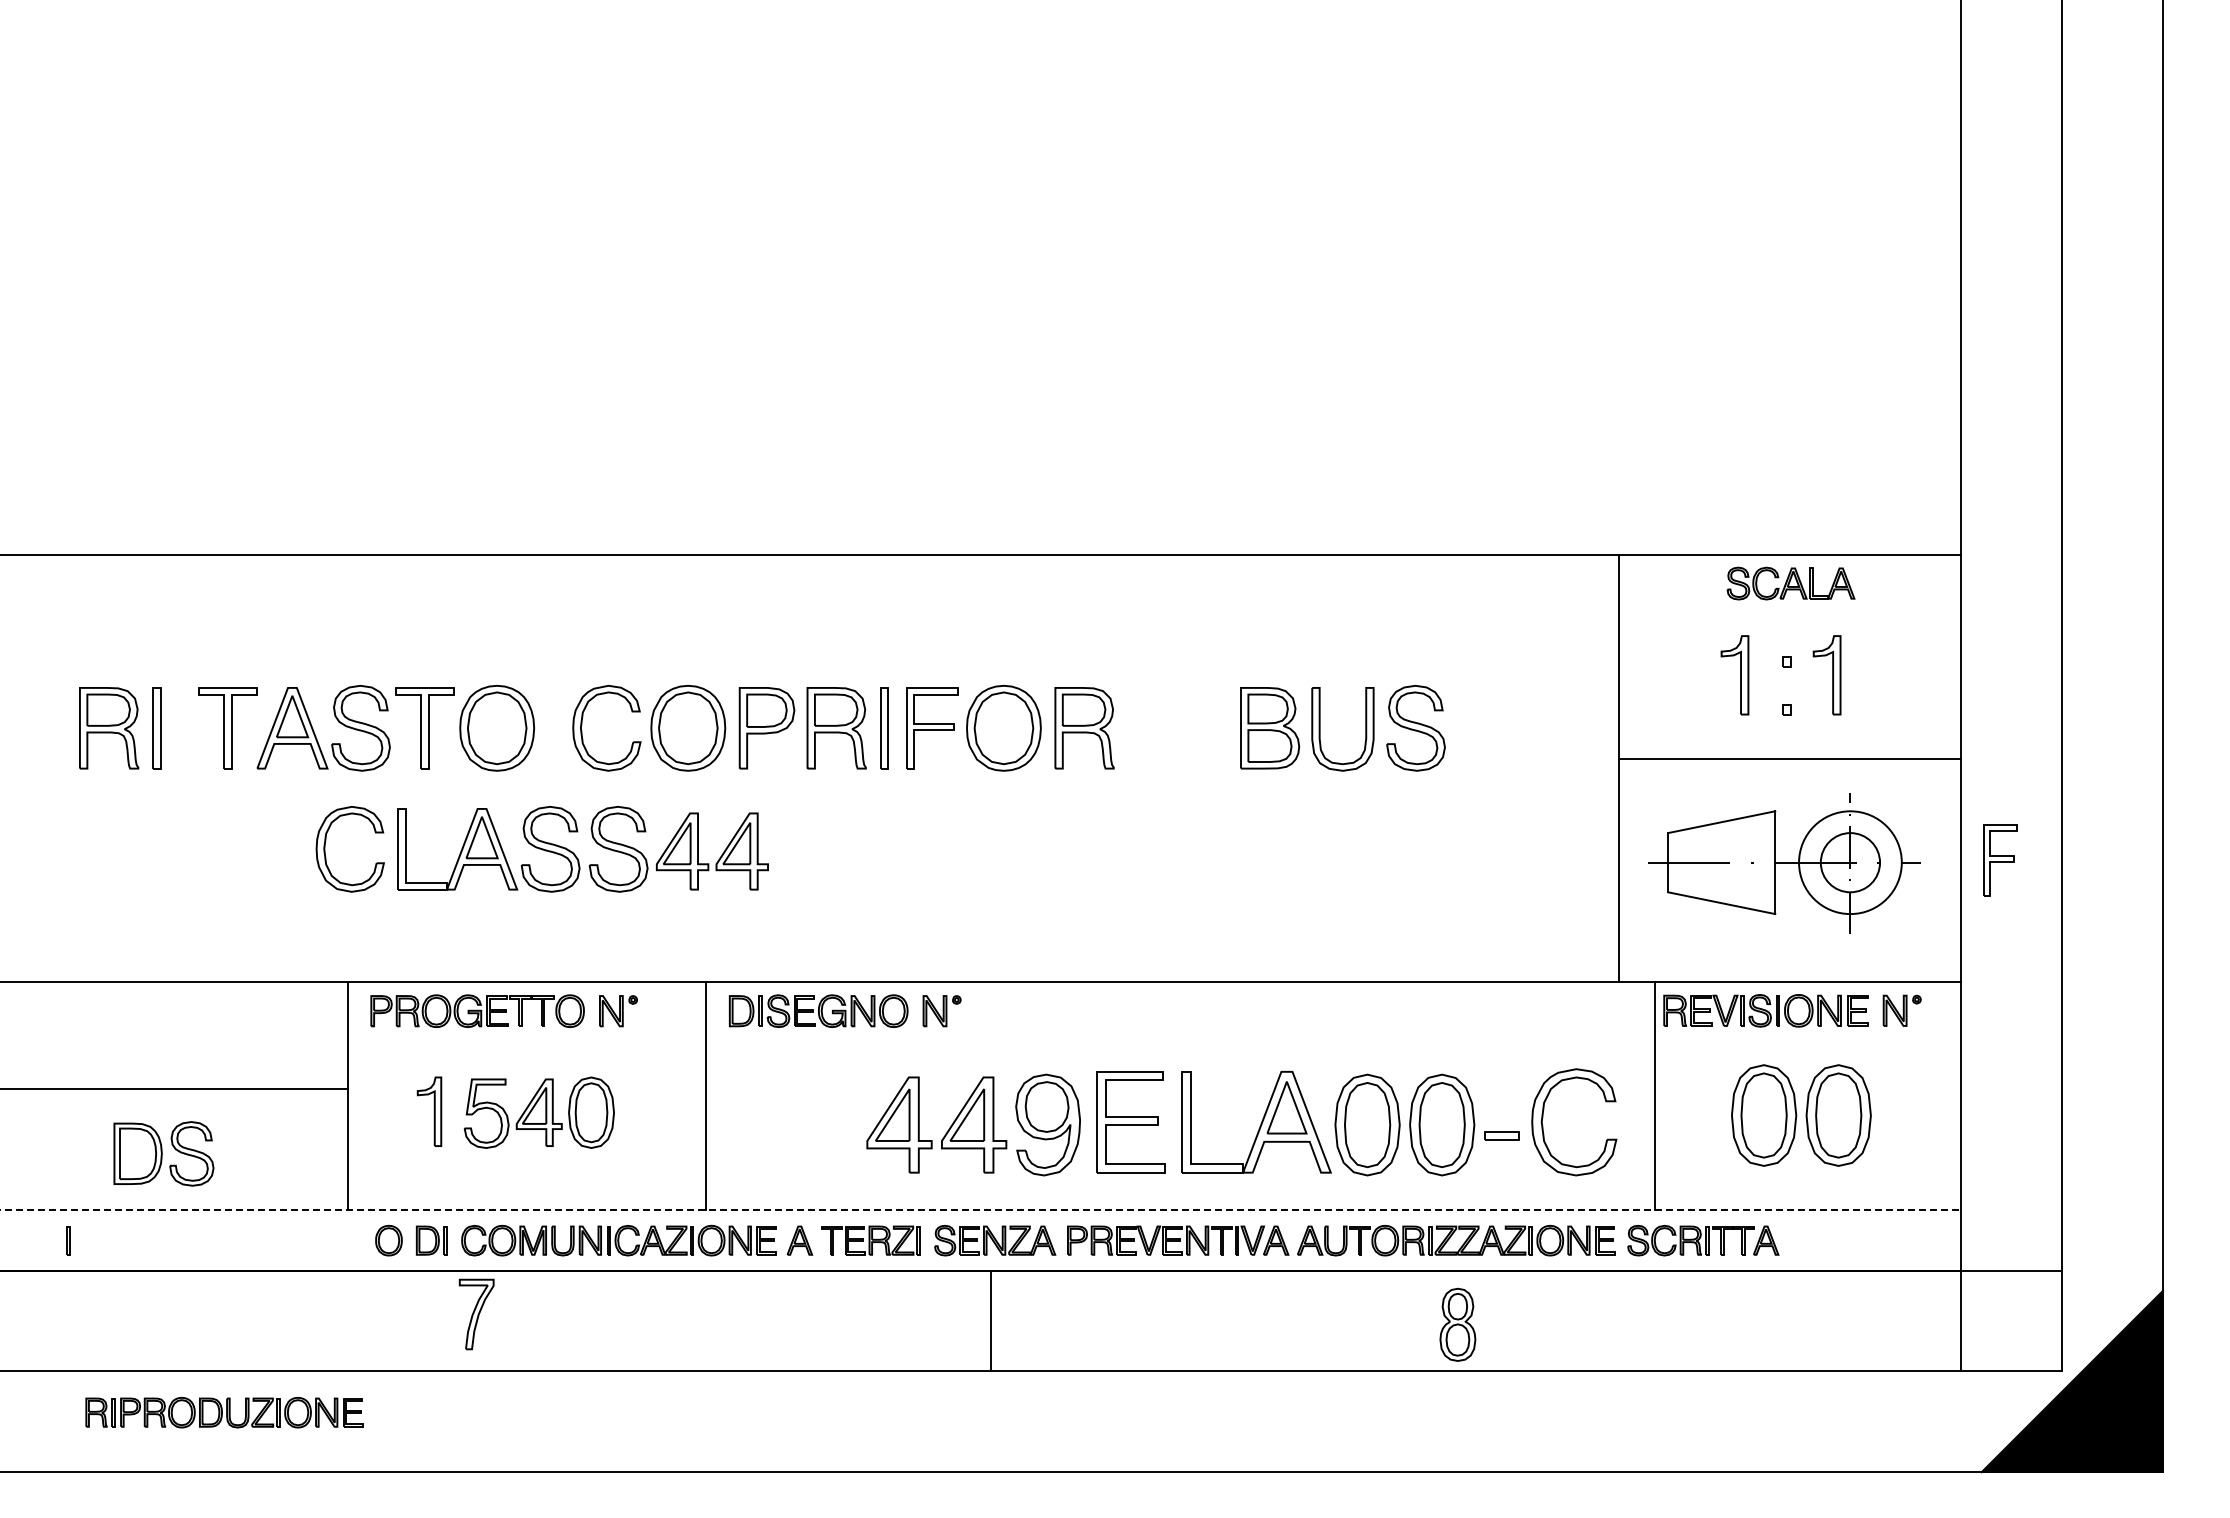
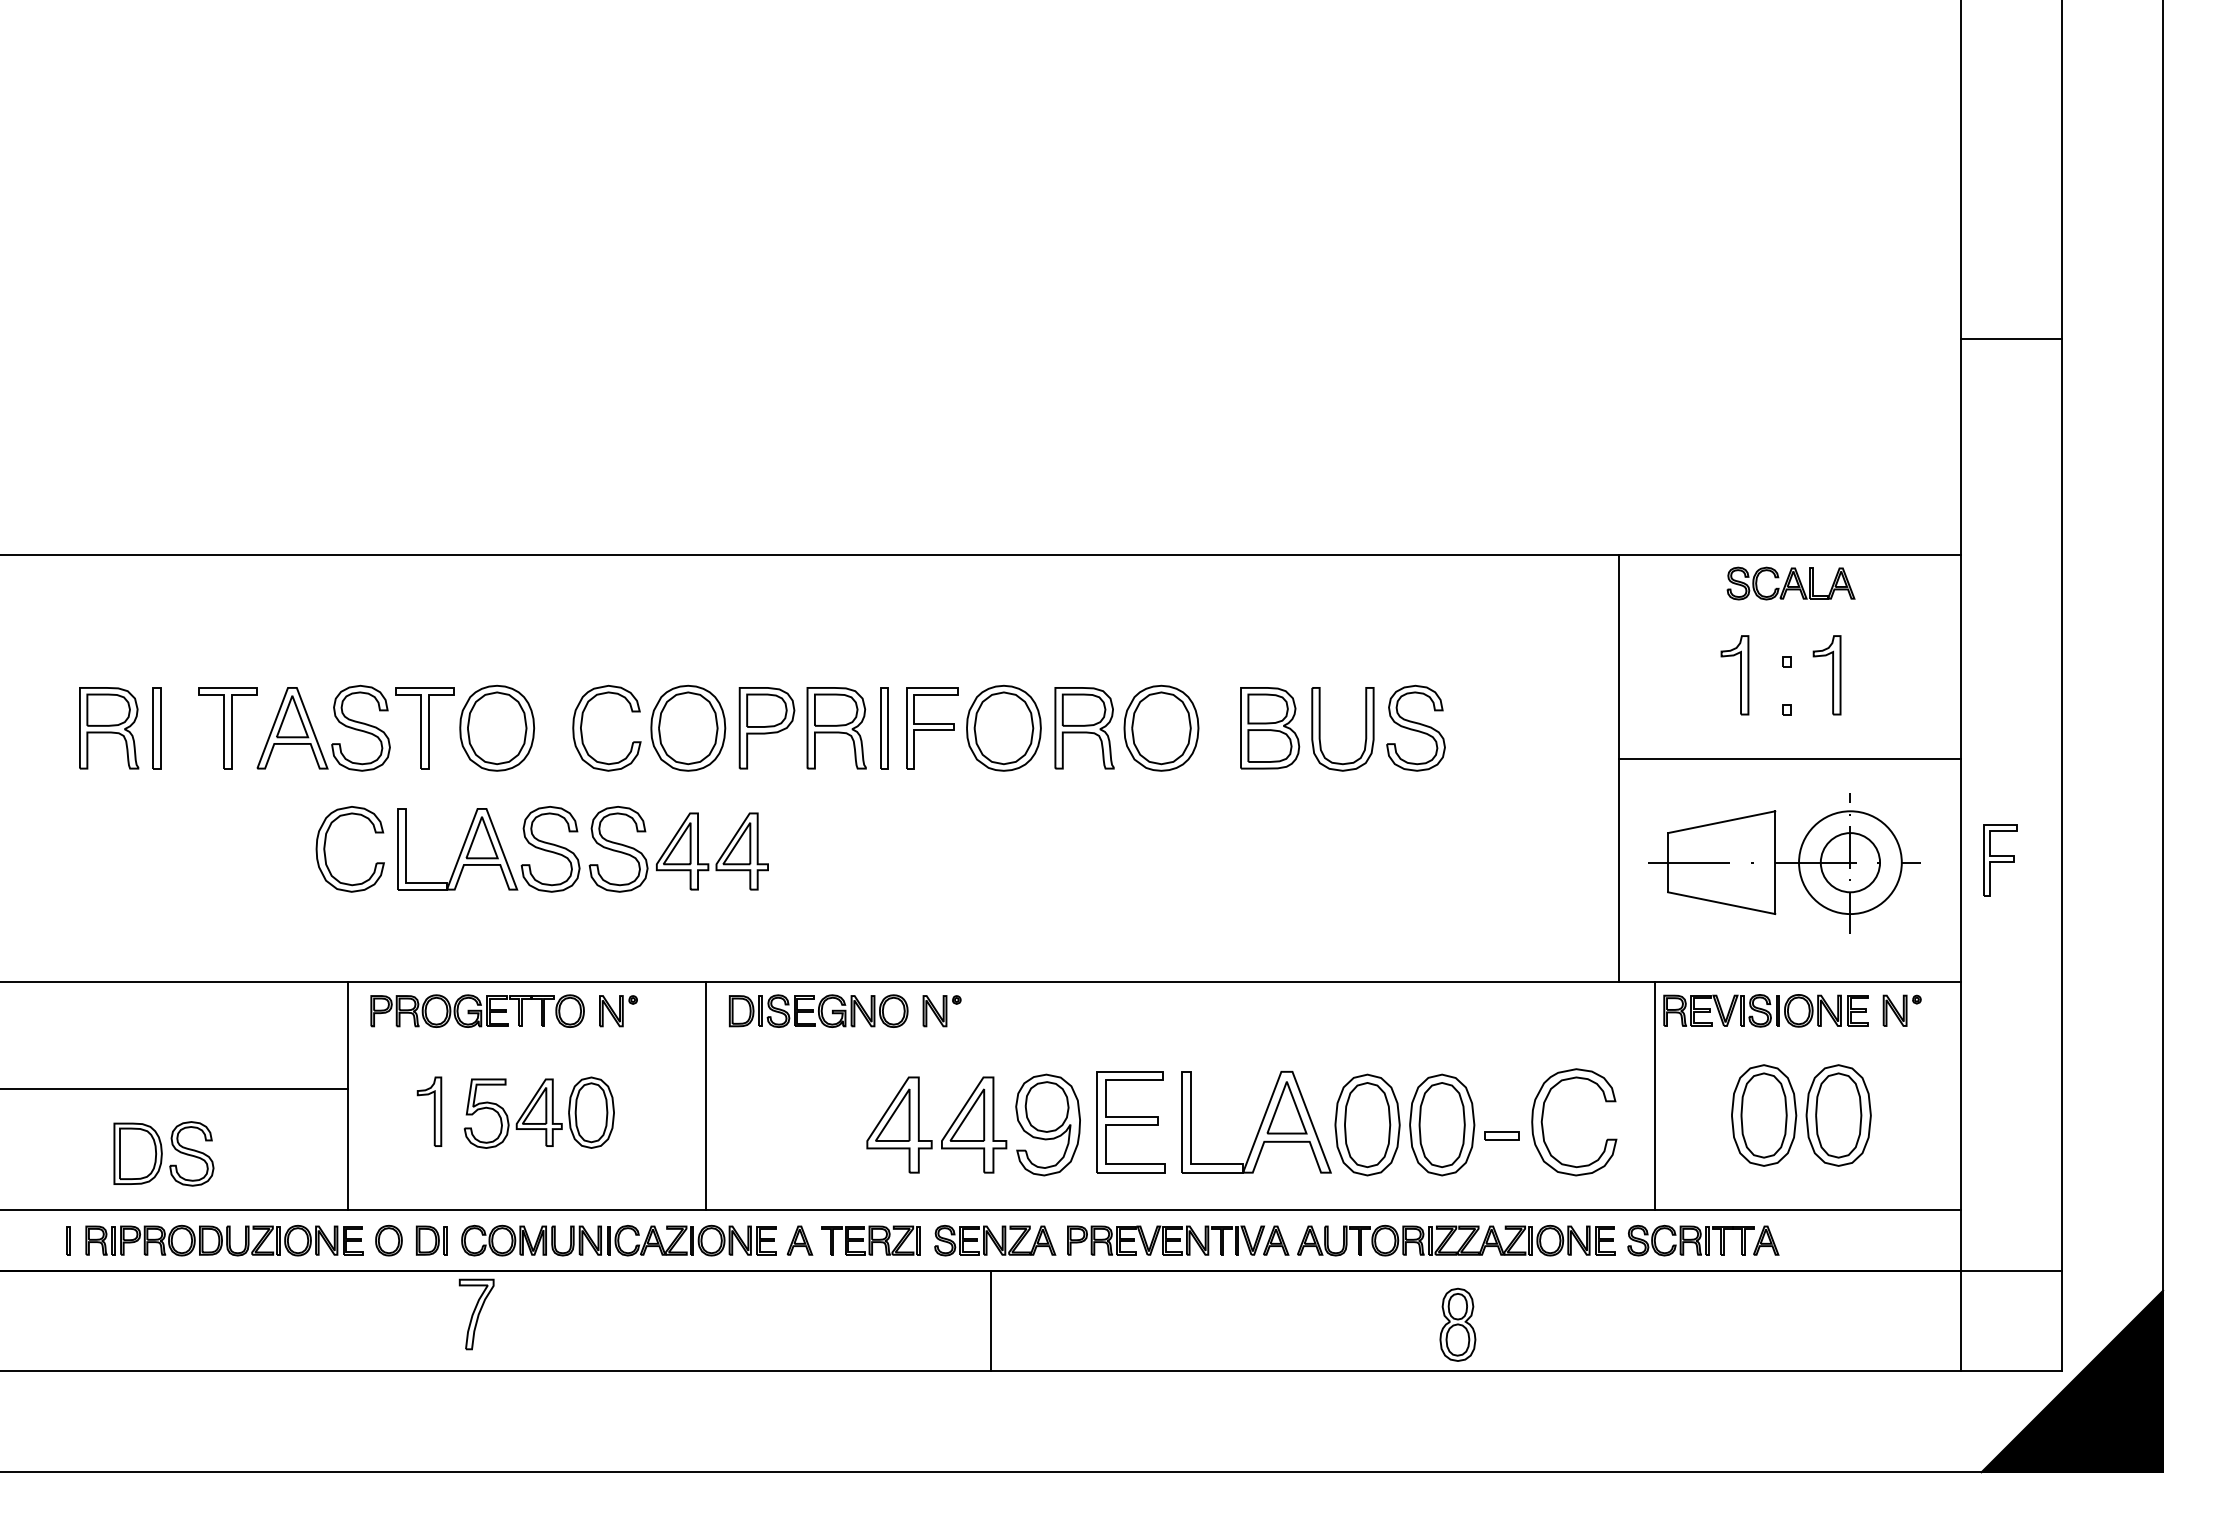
line: none -> present (2011, 339)
part: none -> present (1161, 727)
line: dashed -> solid (981, 1210)
part position: (224, 1412) -> (224, 1240) (224, 1240)
